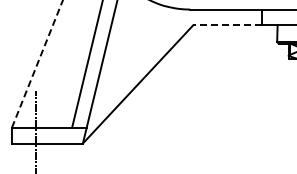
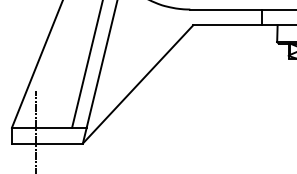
line: dashed -> solid (226, 25)
line: dashed -> solid (37, 63)
